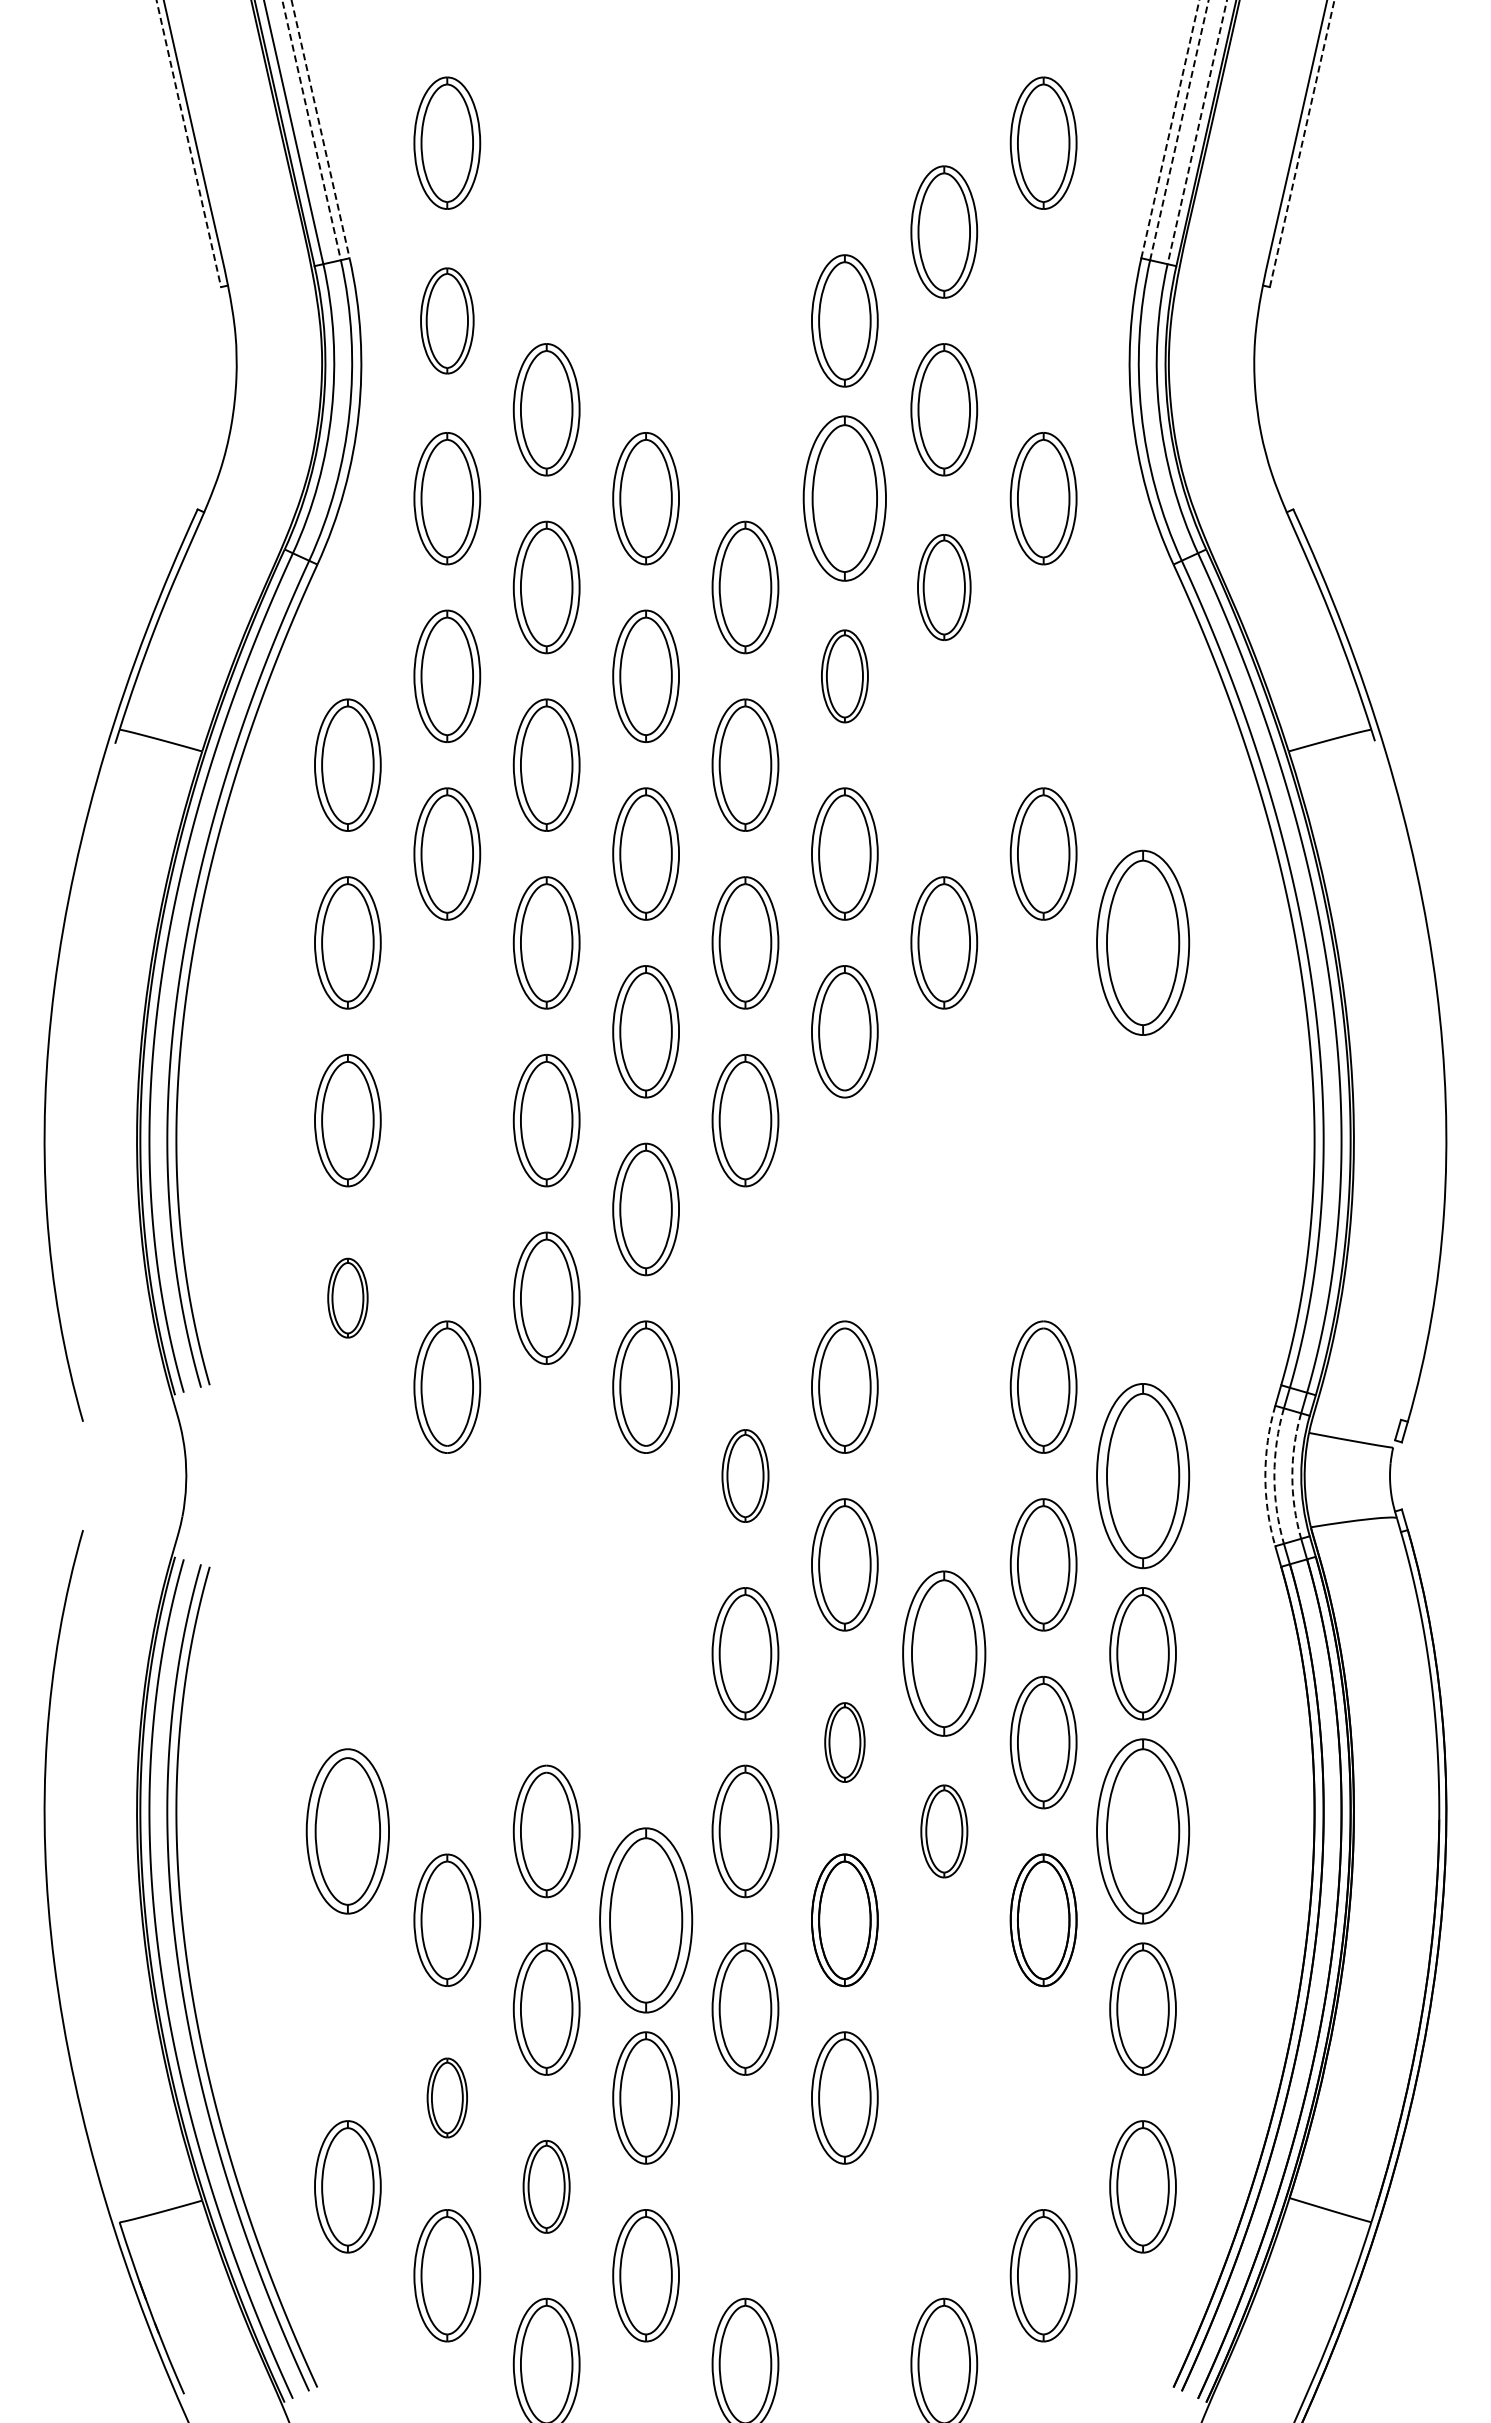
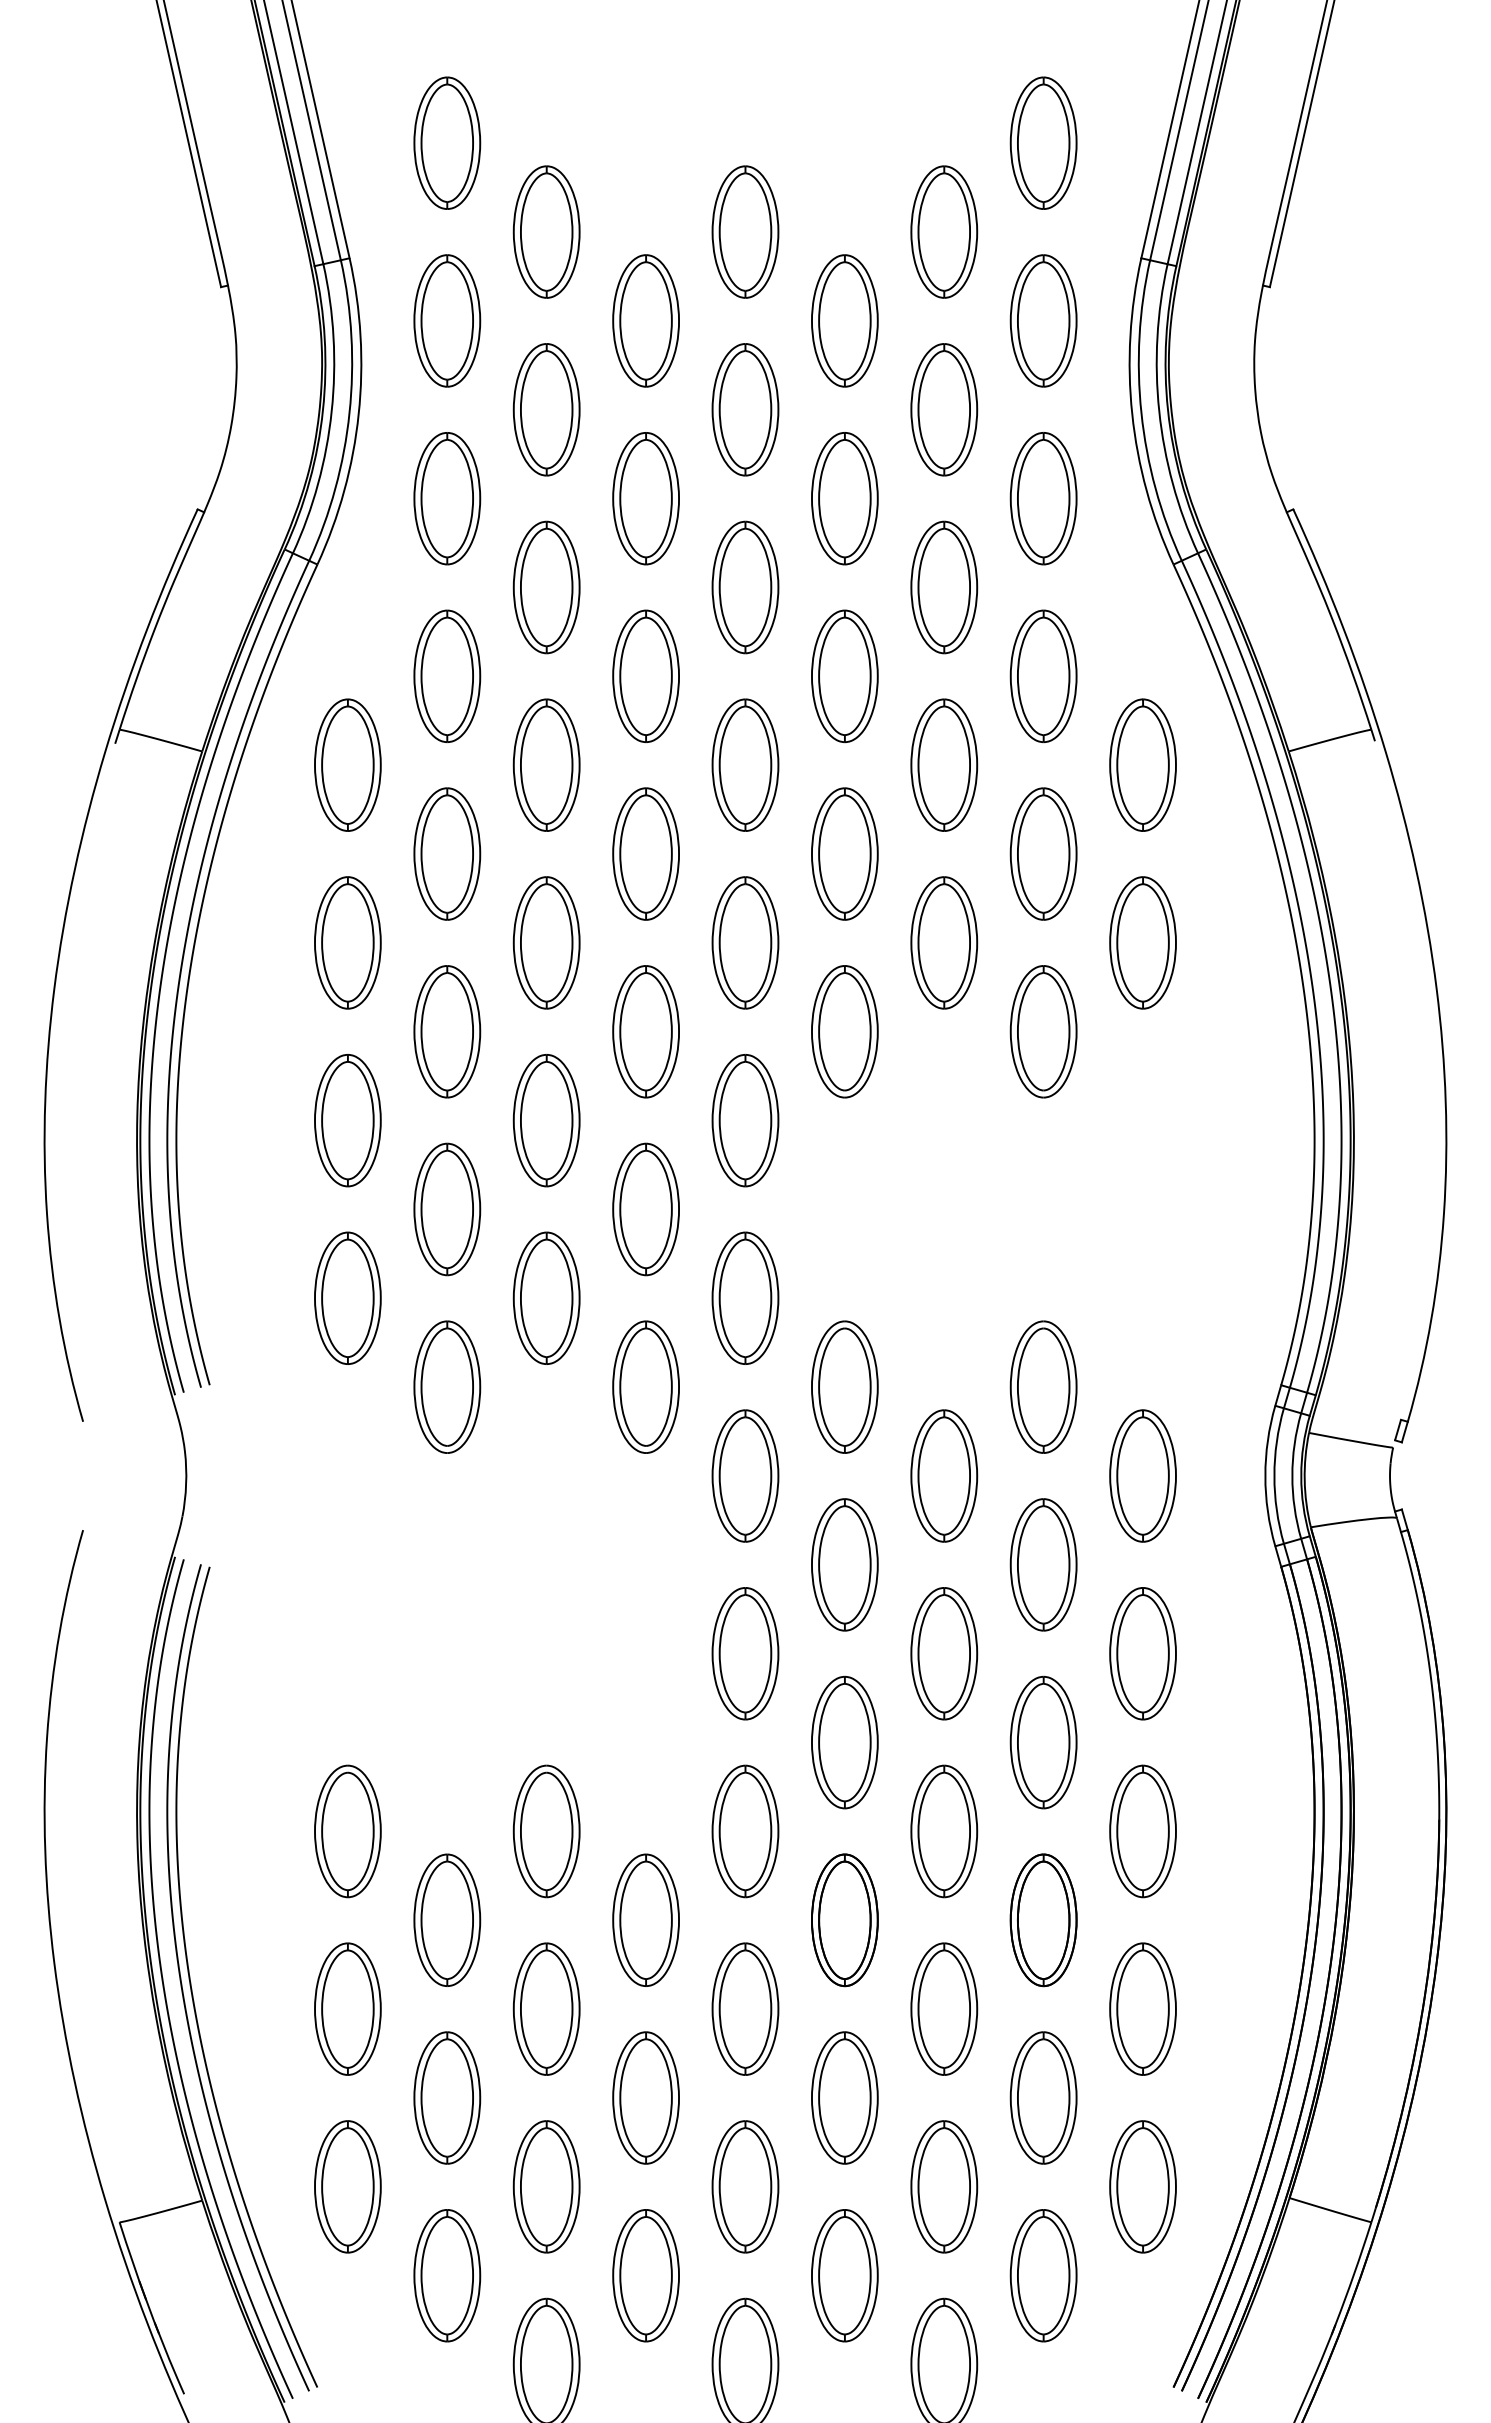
line: dashed -> solid (320, 129)
line: dashed -> solid (1170, 129)
line: dashed -> solid (311, 130)
line: dashed -> solid (1179, 130)
line: dashed -> solid (1197, 132)
line: dashed -> solid (188, 143)
line: dashed -> solid (1302, 143)
part: none -> present (546, 231)
part: none -> present (745, 231)
part size: 55x108 px -> 69x134 px (447, 320)
part: none -> present (645, 320)
part: none -> present (1043, 320)
part: none -> present (745, 409)
part size: 85x167 px -> 68x134 px (844, 498)
part size: 55x107 px -> 69x135 px (944, 587)
part size: 48x95 px -> 68x135 px (844, 676)
part: none -> present (1043, 676)
part: none -> present (944, 764)
part: none -> present (1142, 764)
part size: 95x187 px -> 68x134 px (1142, 942)
part: none -> present (447, 1031)
part: none -> present (1043, 1031)
part: none -> present (447, 1209)
part size: 42x82 px -> 68x134 px (347, 1297)
part: none -> present (745, 1297)
part size: 49x94 px -> 69x134 px (745, 1475)
part: none -> present (944, 1475)
part size: 95x187 px -> 68x134 px (1142, 1475)
arc: dashed -> solid (1265, 1476)
arc: dashed -> solid (1274, 1476)
arc: dashed -> solid (1292, 1476)
part size: 85x167 px -> 69x134 px (944, 1653)
part size: 42x81 px -> 68x135 px (844, 1742)
part size: 85x167 px -> 68x135 px (347, 1831)
part size: 49x95 px -> 69x135 px (944, 1831)
part size: 95x187 px -> 68x135 px (1142, 1831)
part size: 95x187 px -> 68x134 px (645, 1919)
part: none -> present (347, 2008)
part: none -> present (944, 2008)
part size: 42x82 px -> 69x134 px (447, 2097)
part: none -> present (1043, 2097)
part size: 49x94 px -> 69x134 px (546, 2186)
part: none -> present (745, 2186)
part: none -> present (944, 2186)
part: none -> present (844, 2275)
